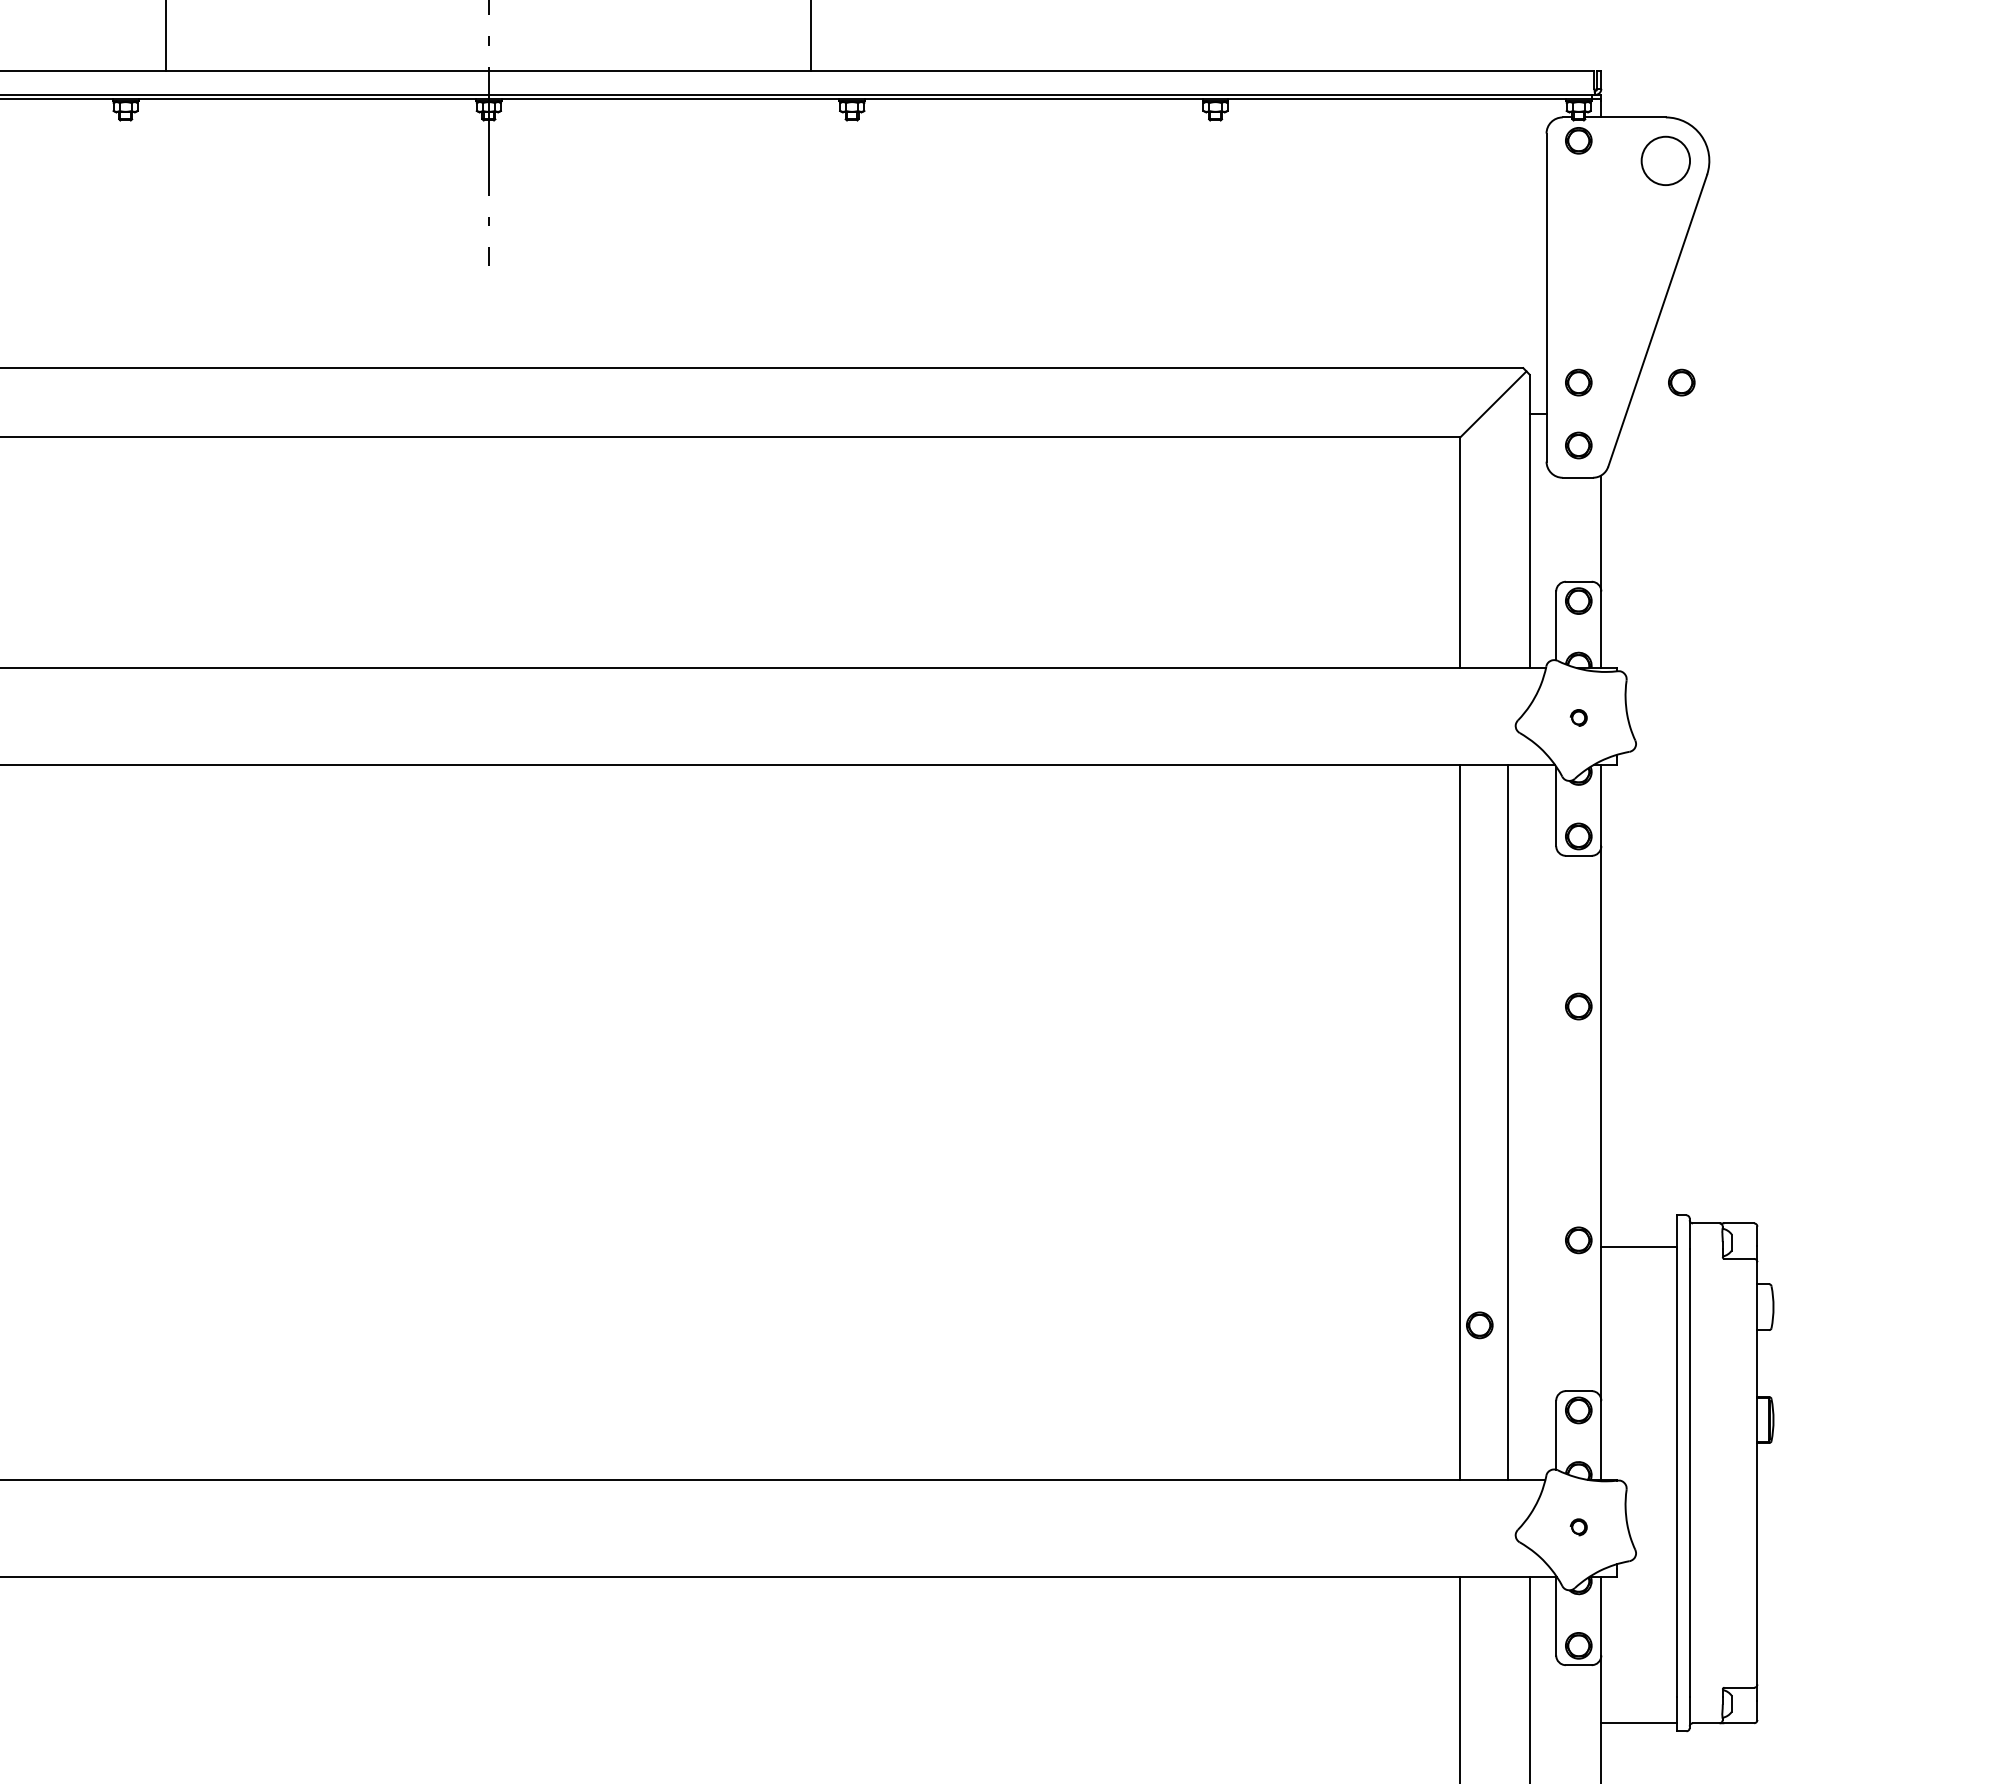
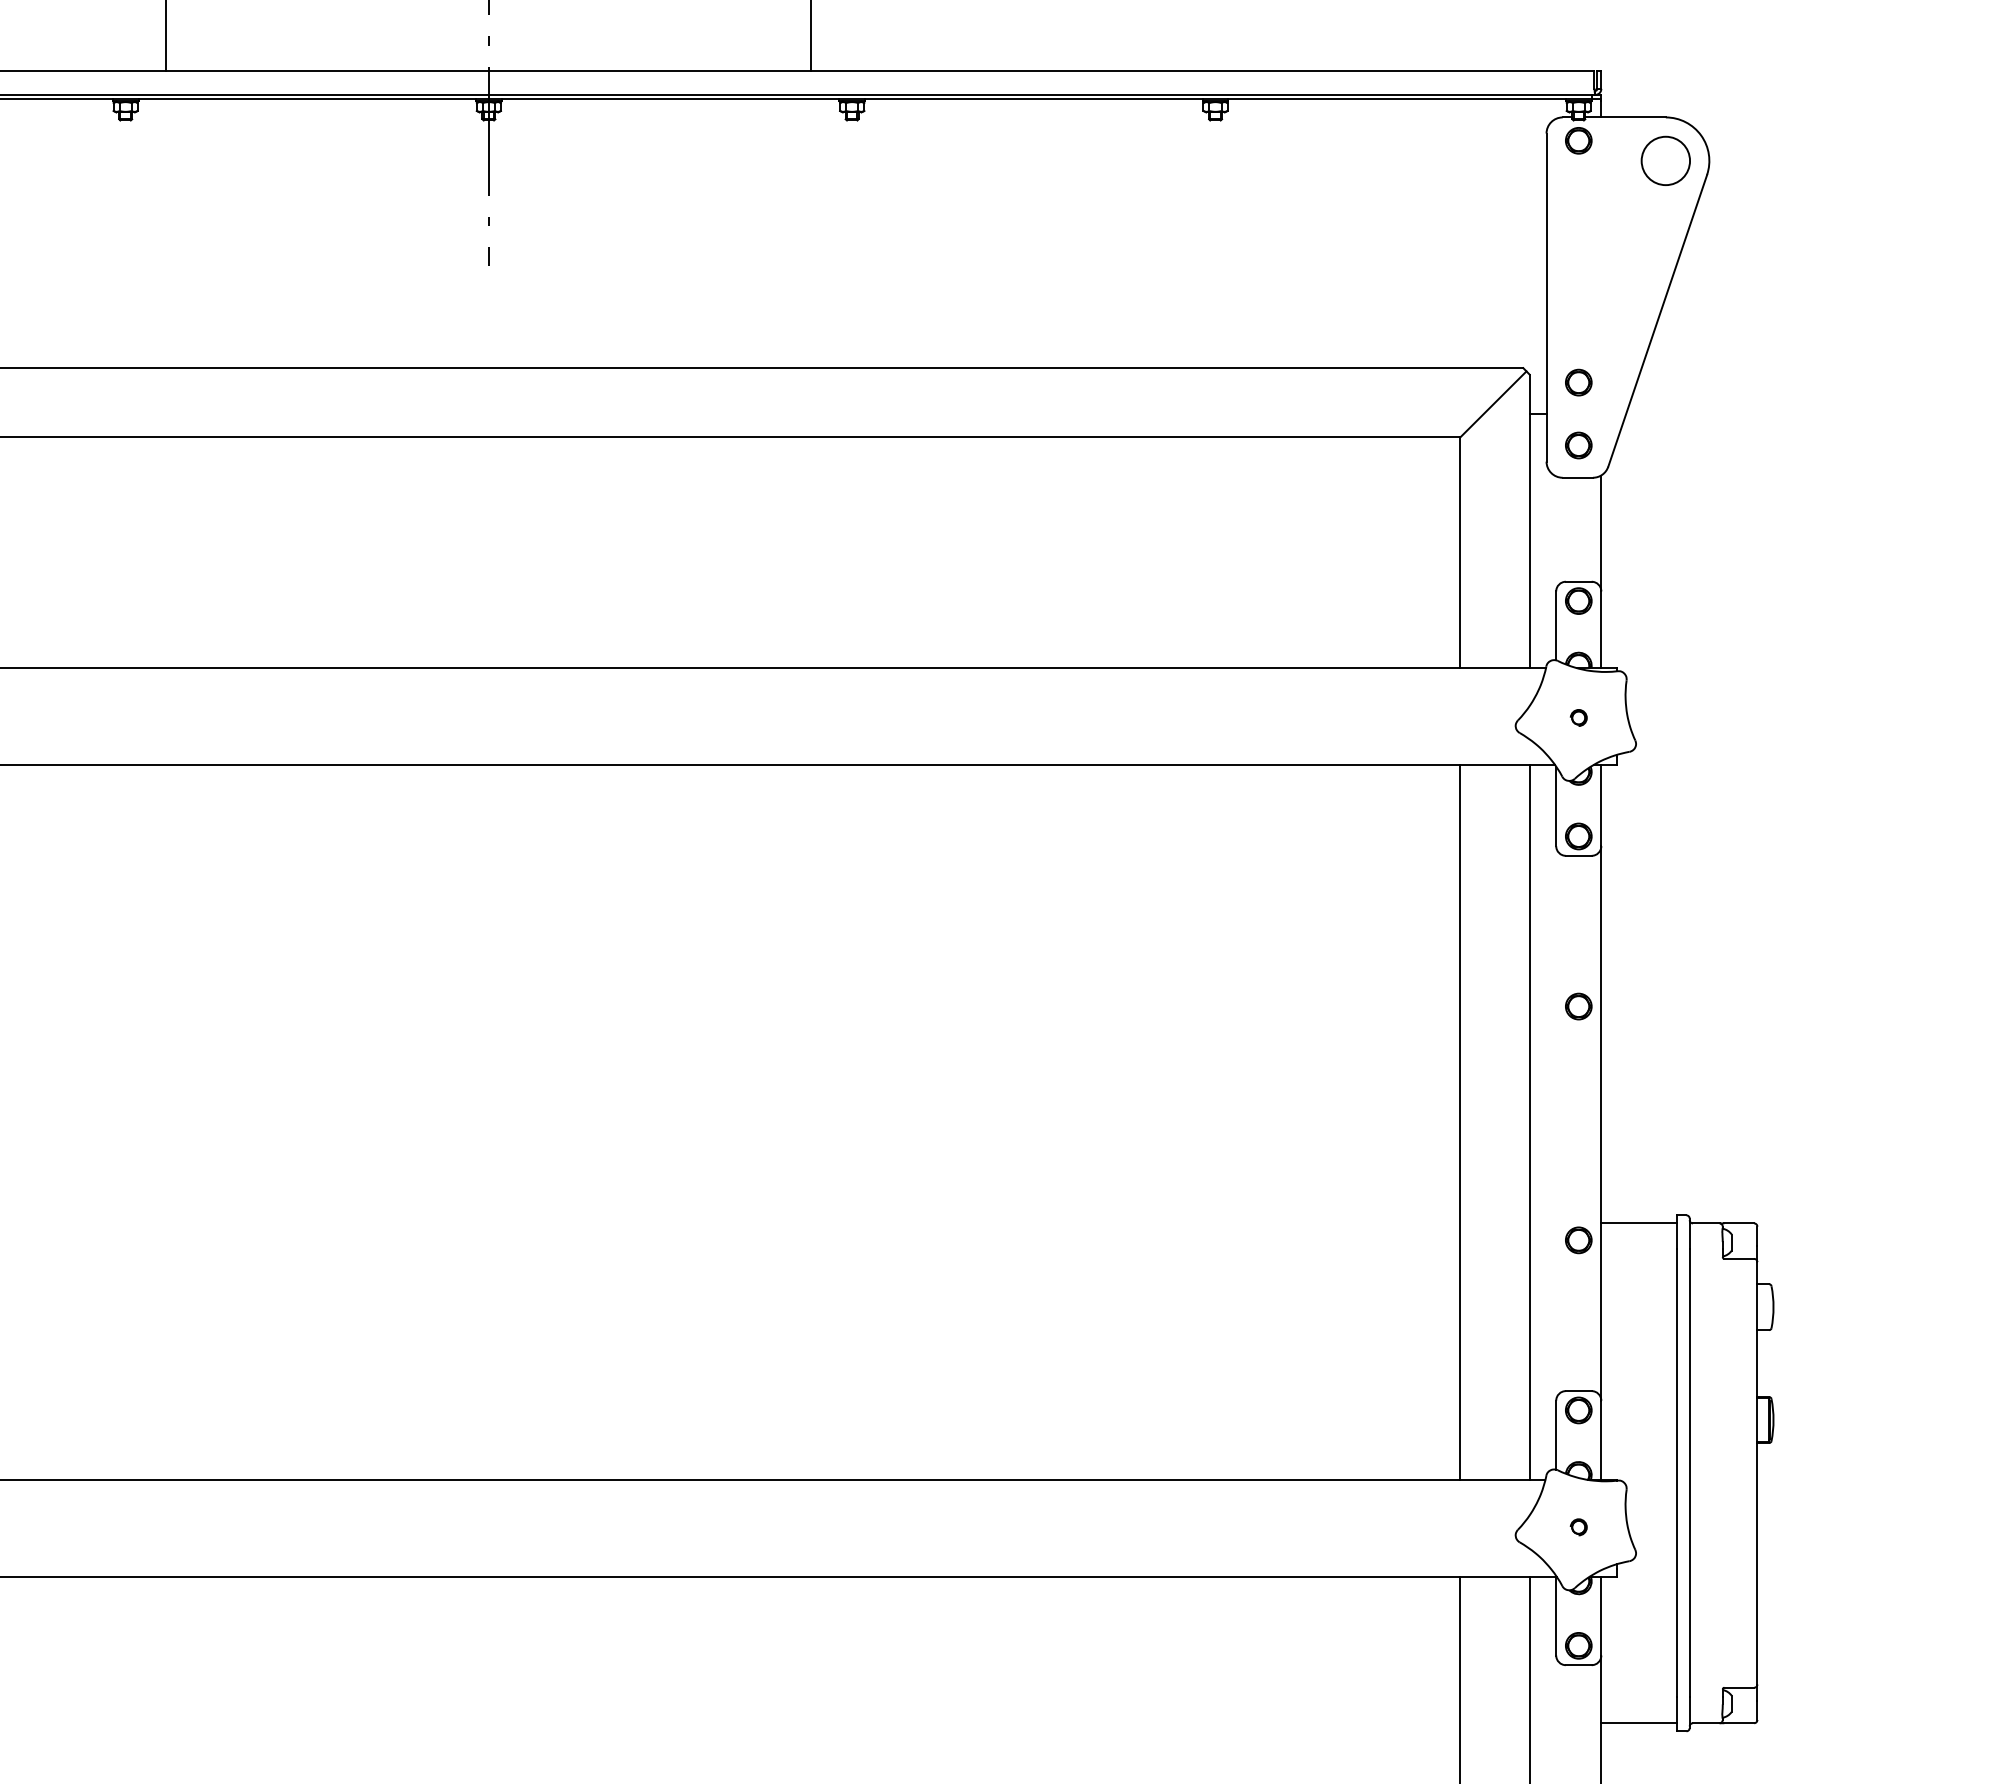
part: present -> none (1681, 382)
line position: (1507, 1121) -> (1529, 1121) (1529, 1121)
line position: (1638, 1247) -> (1638, 1223) (1638, 1223)
part: present -> none (1479, 1325)
